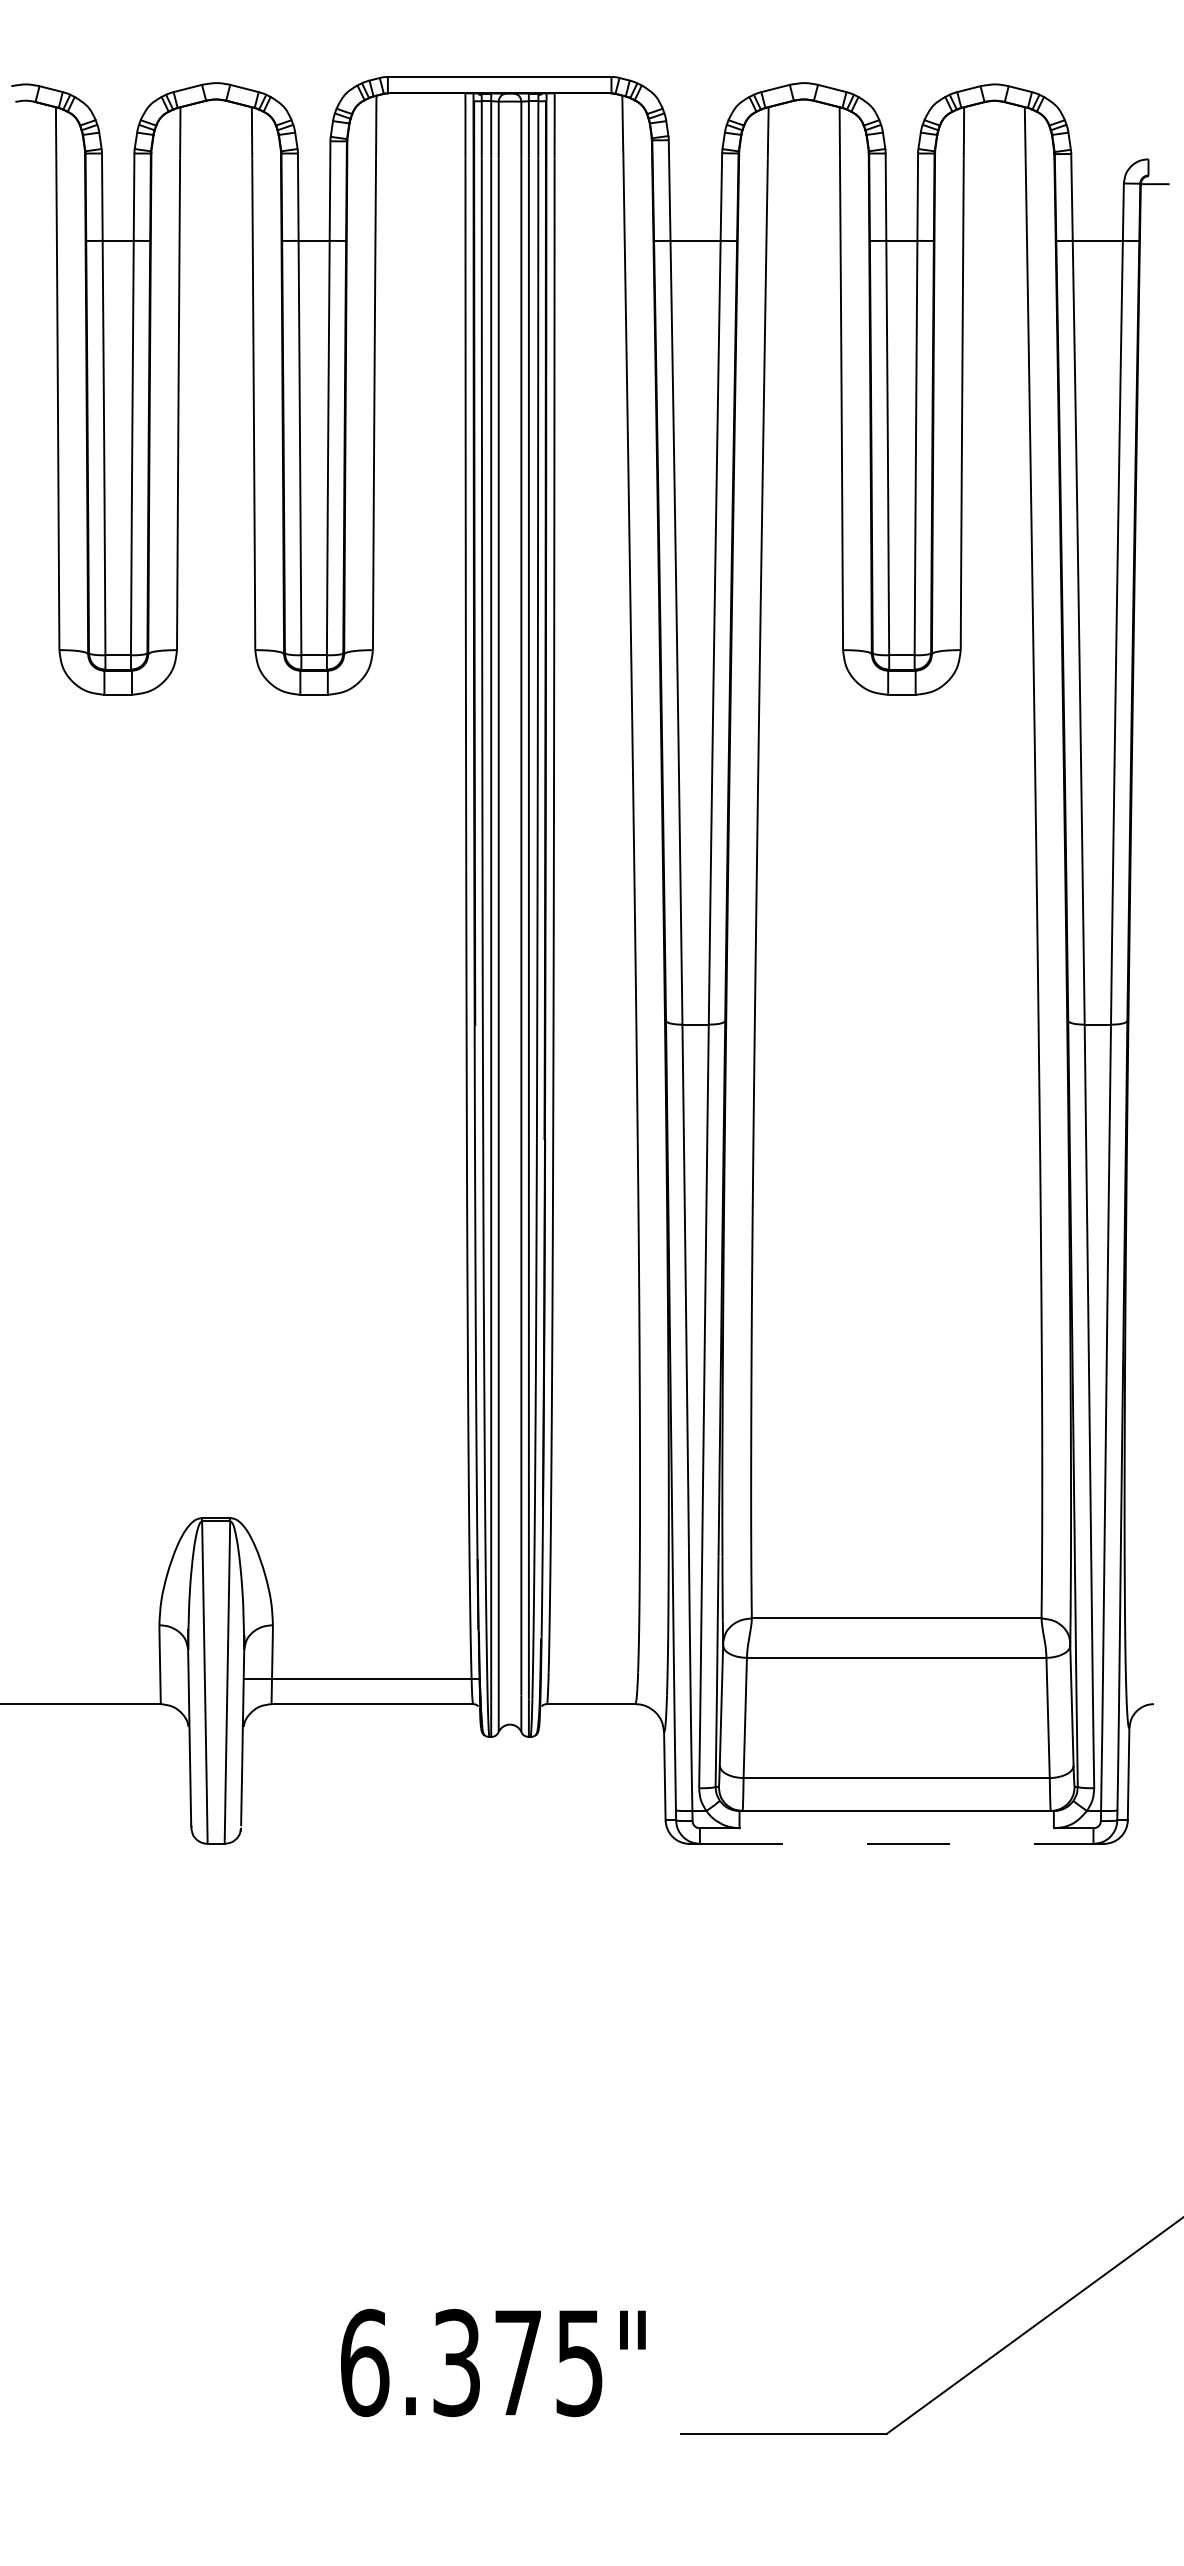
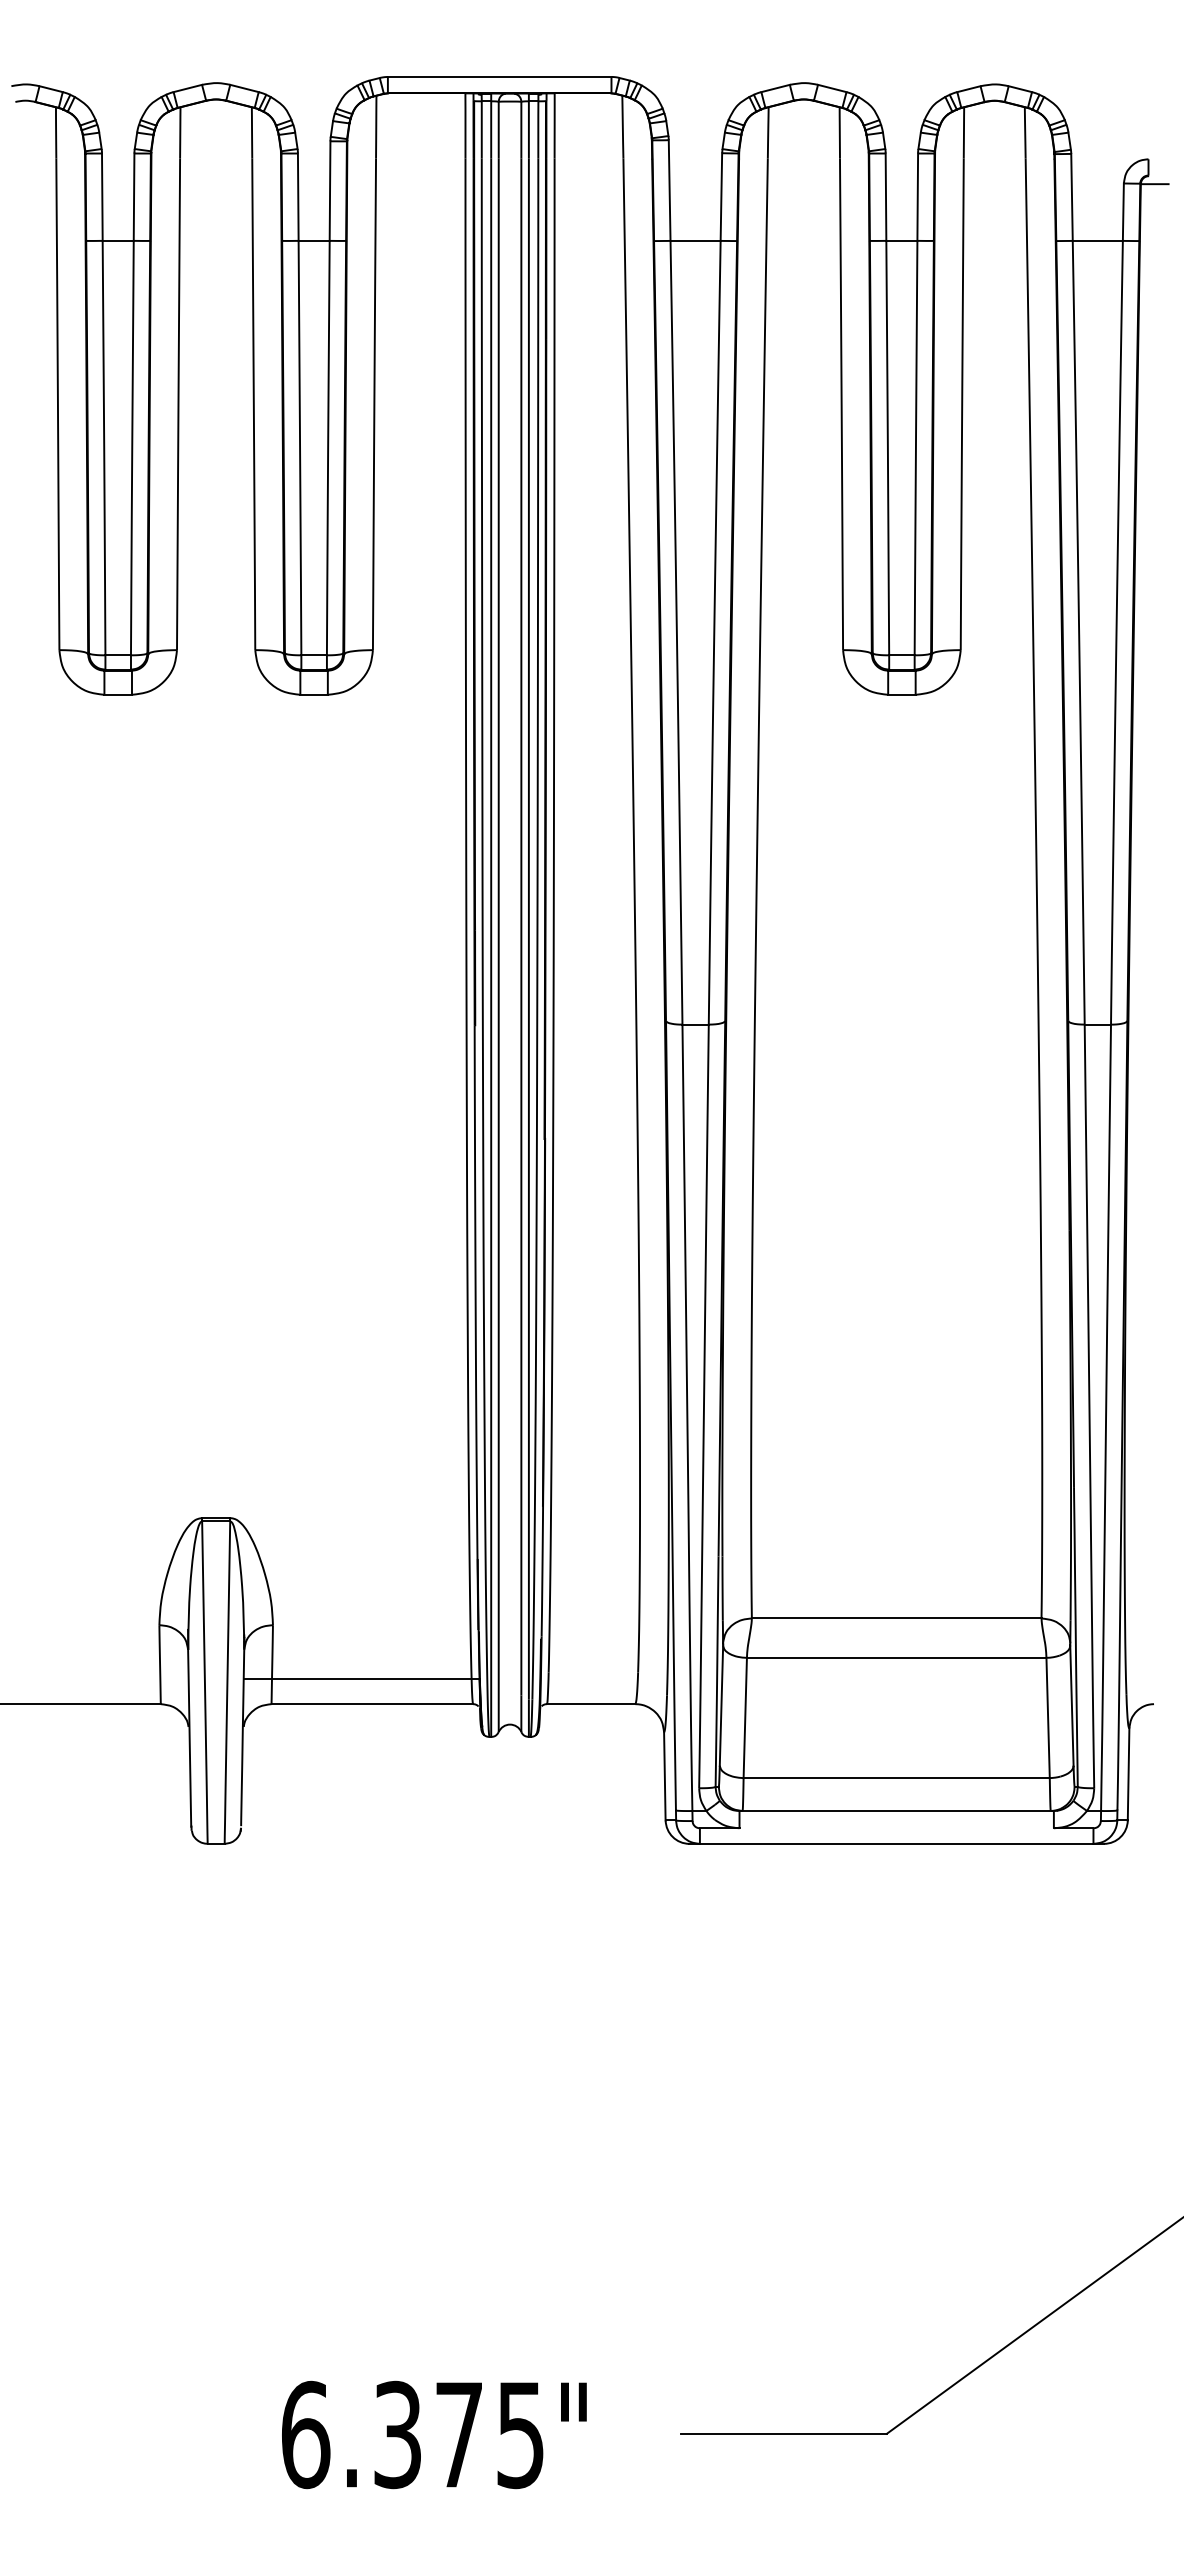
line: dashed -> solid (896, 1843)
text position: (493, 2362) -> (434, 2434) (434, 2434)
